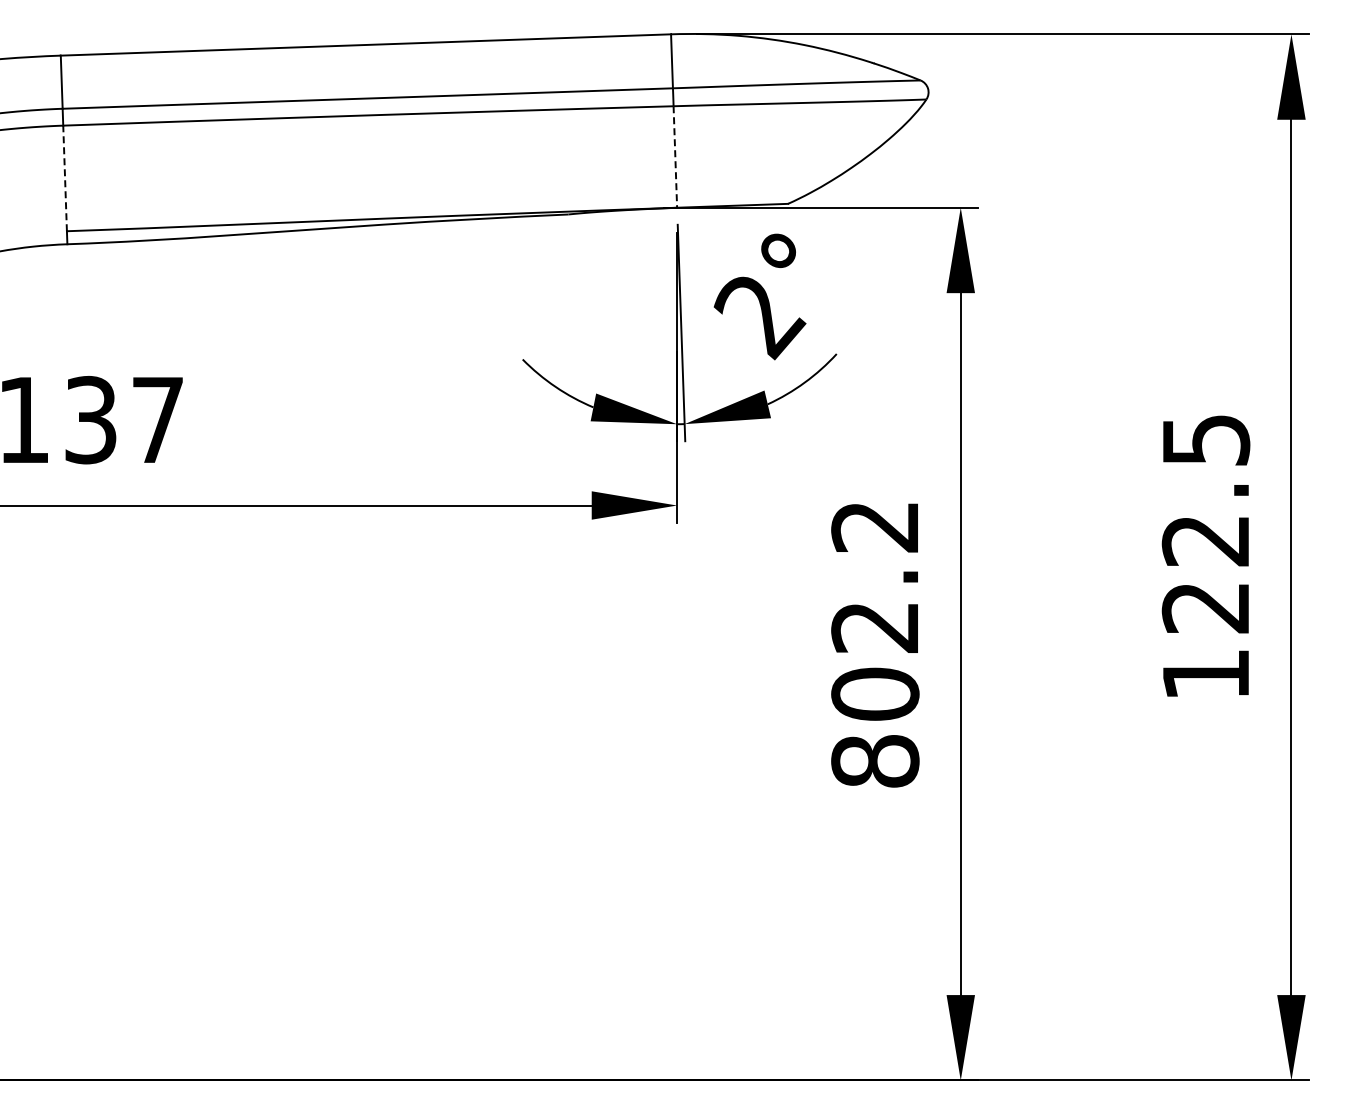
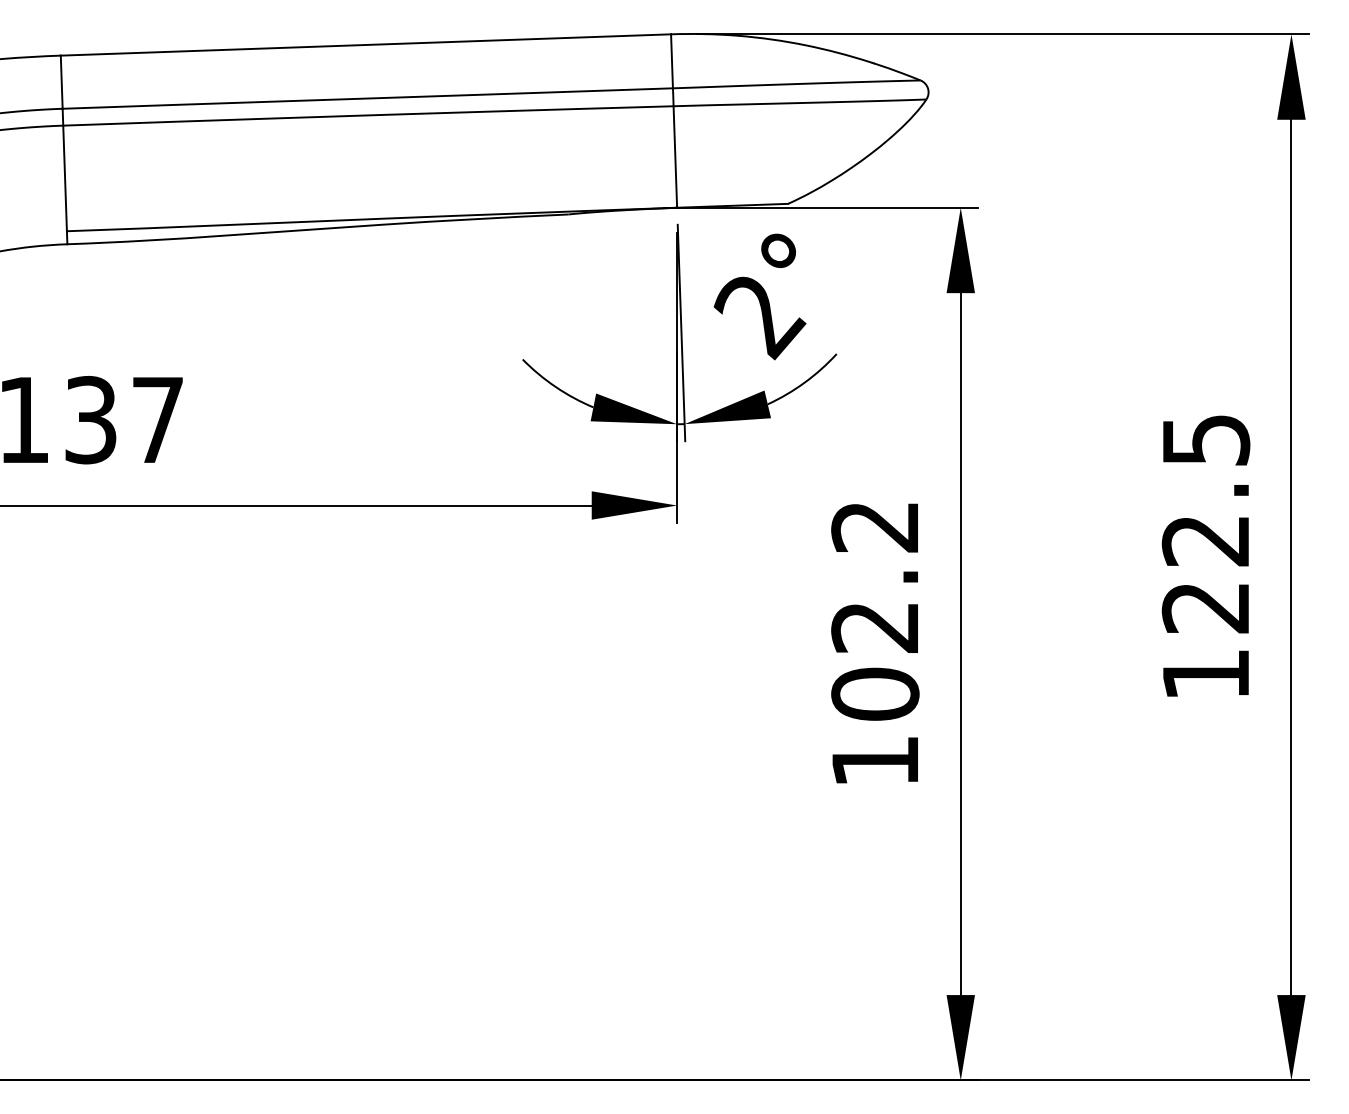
line: dashed -> solid (675, 157)
line: dashed -> solid (65, 178)
text: 802.2 -> 102.2 (875, 761)
